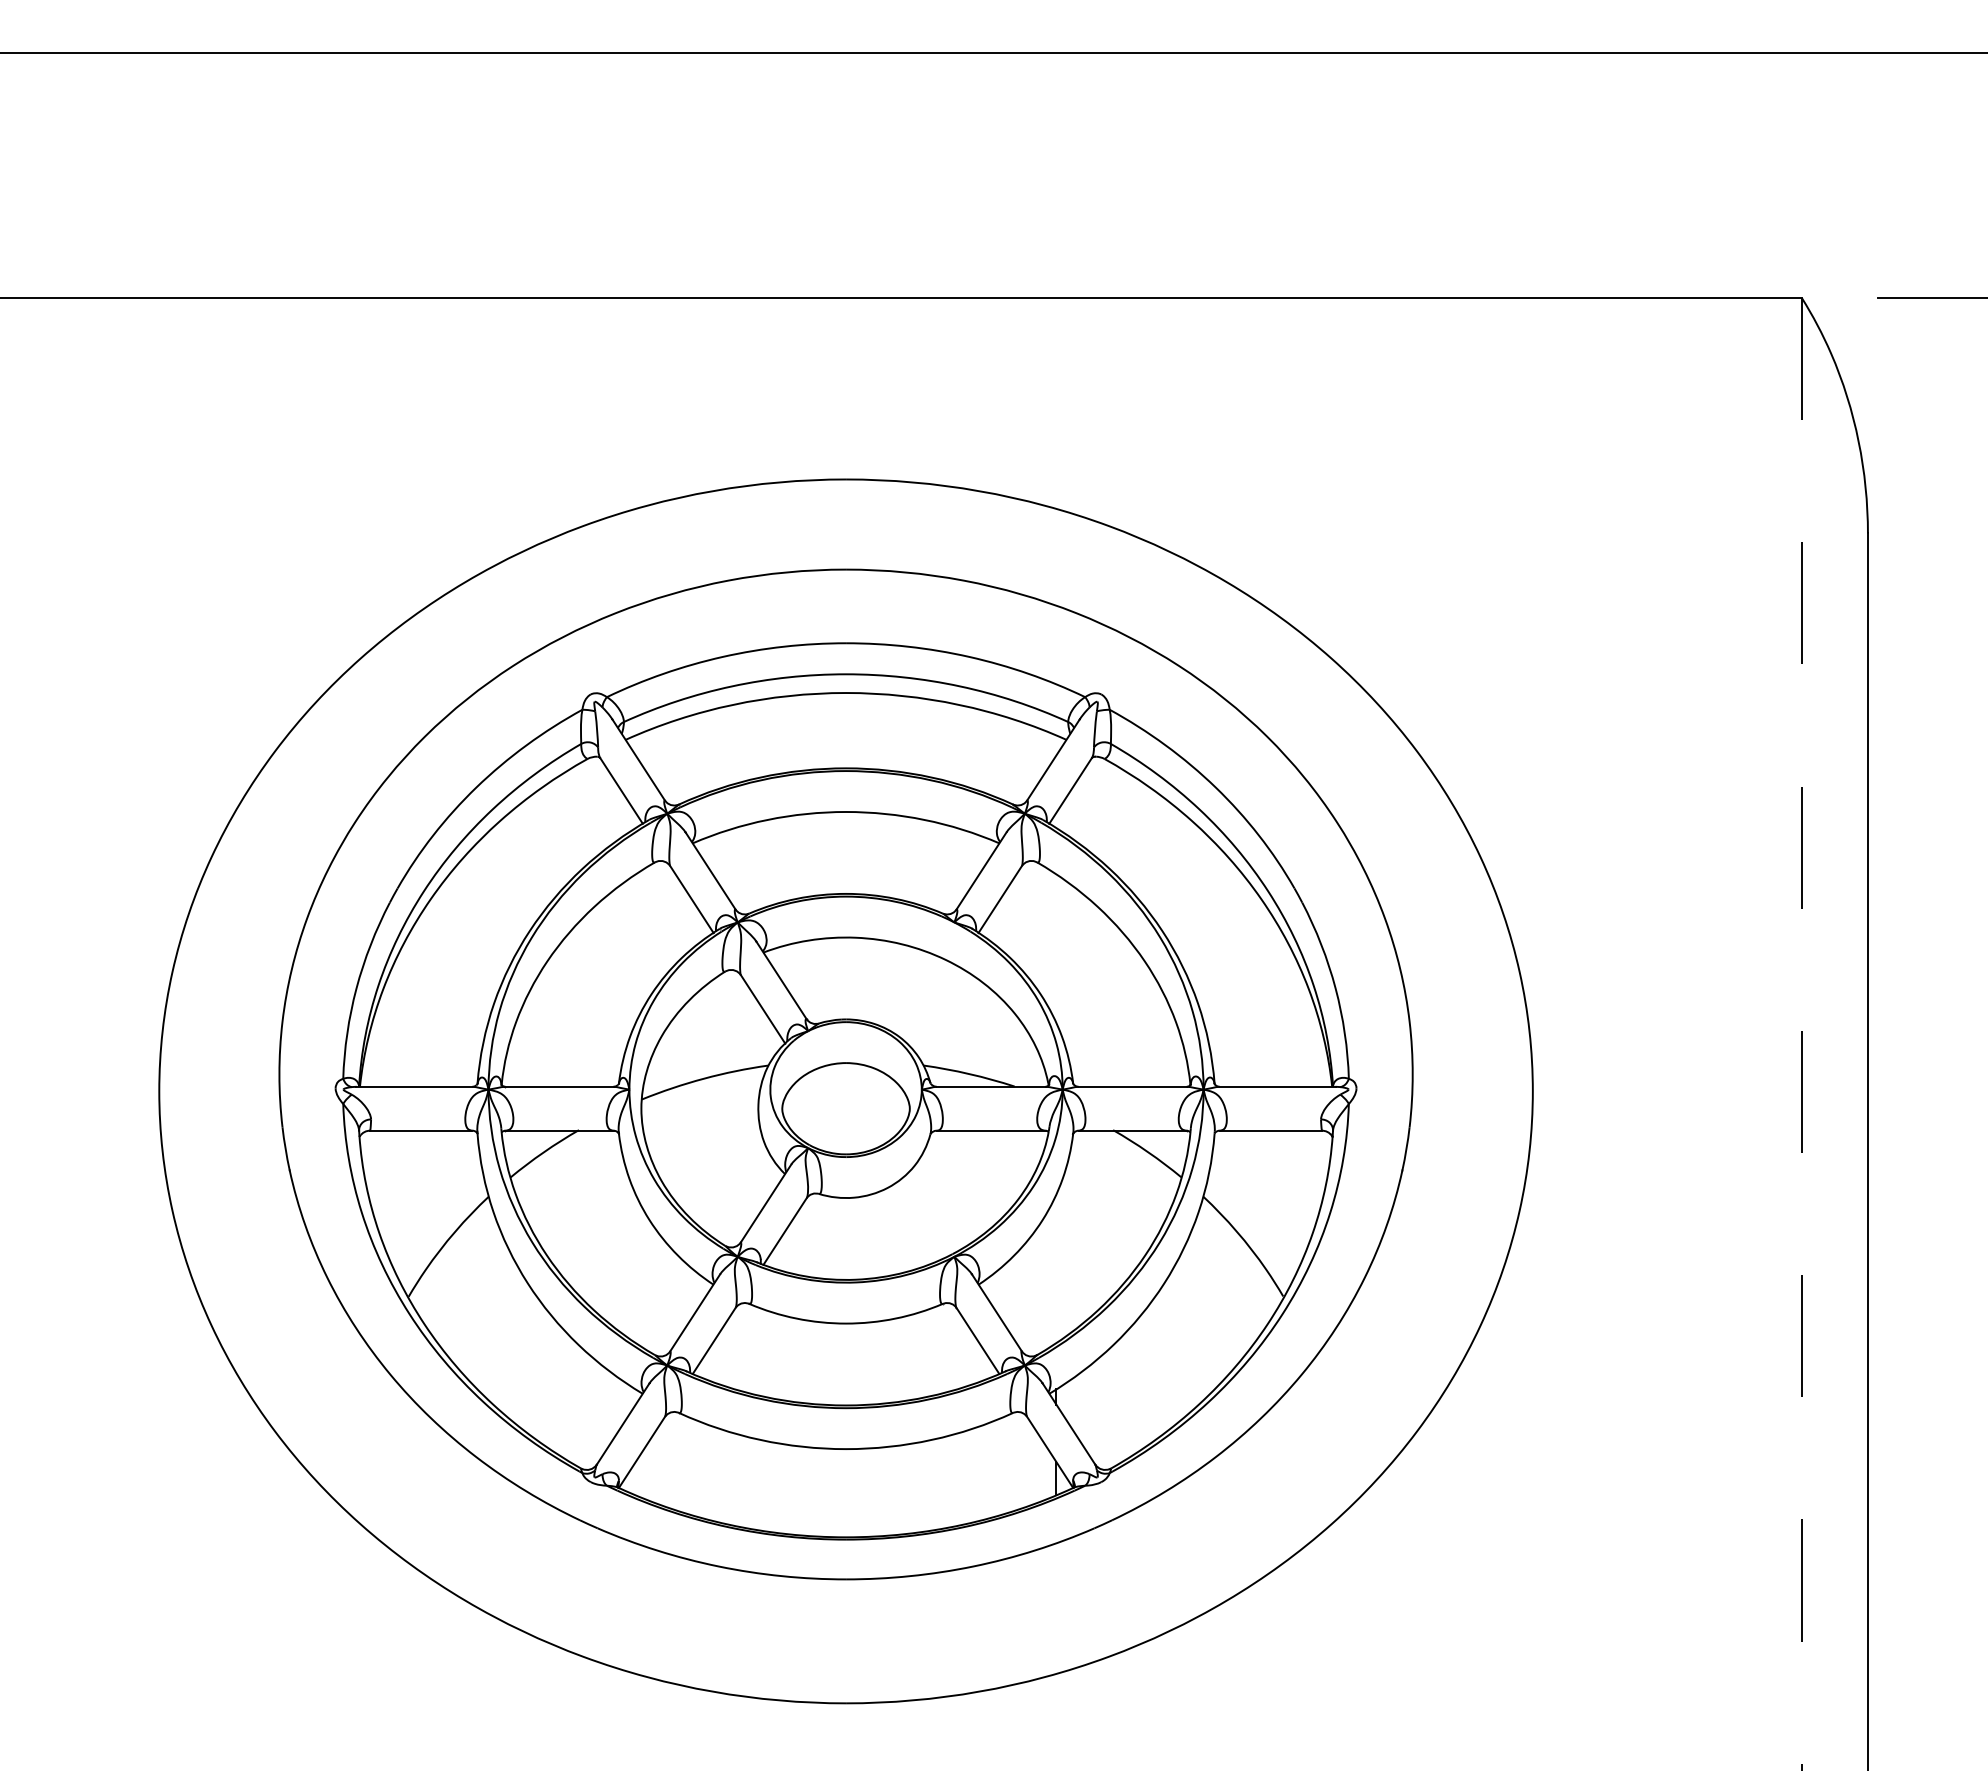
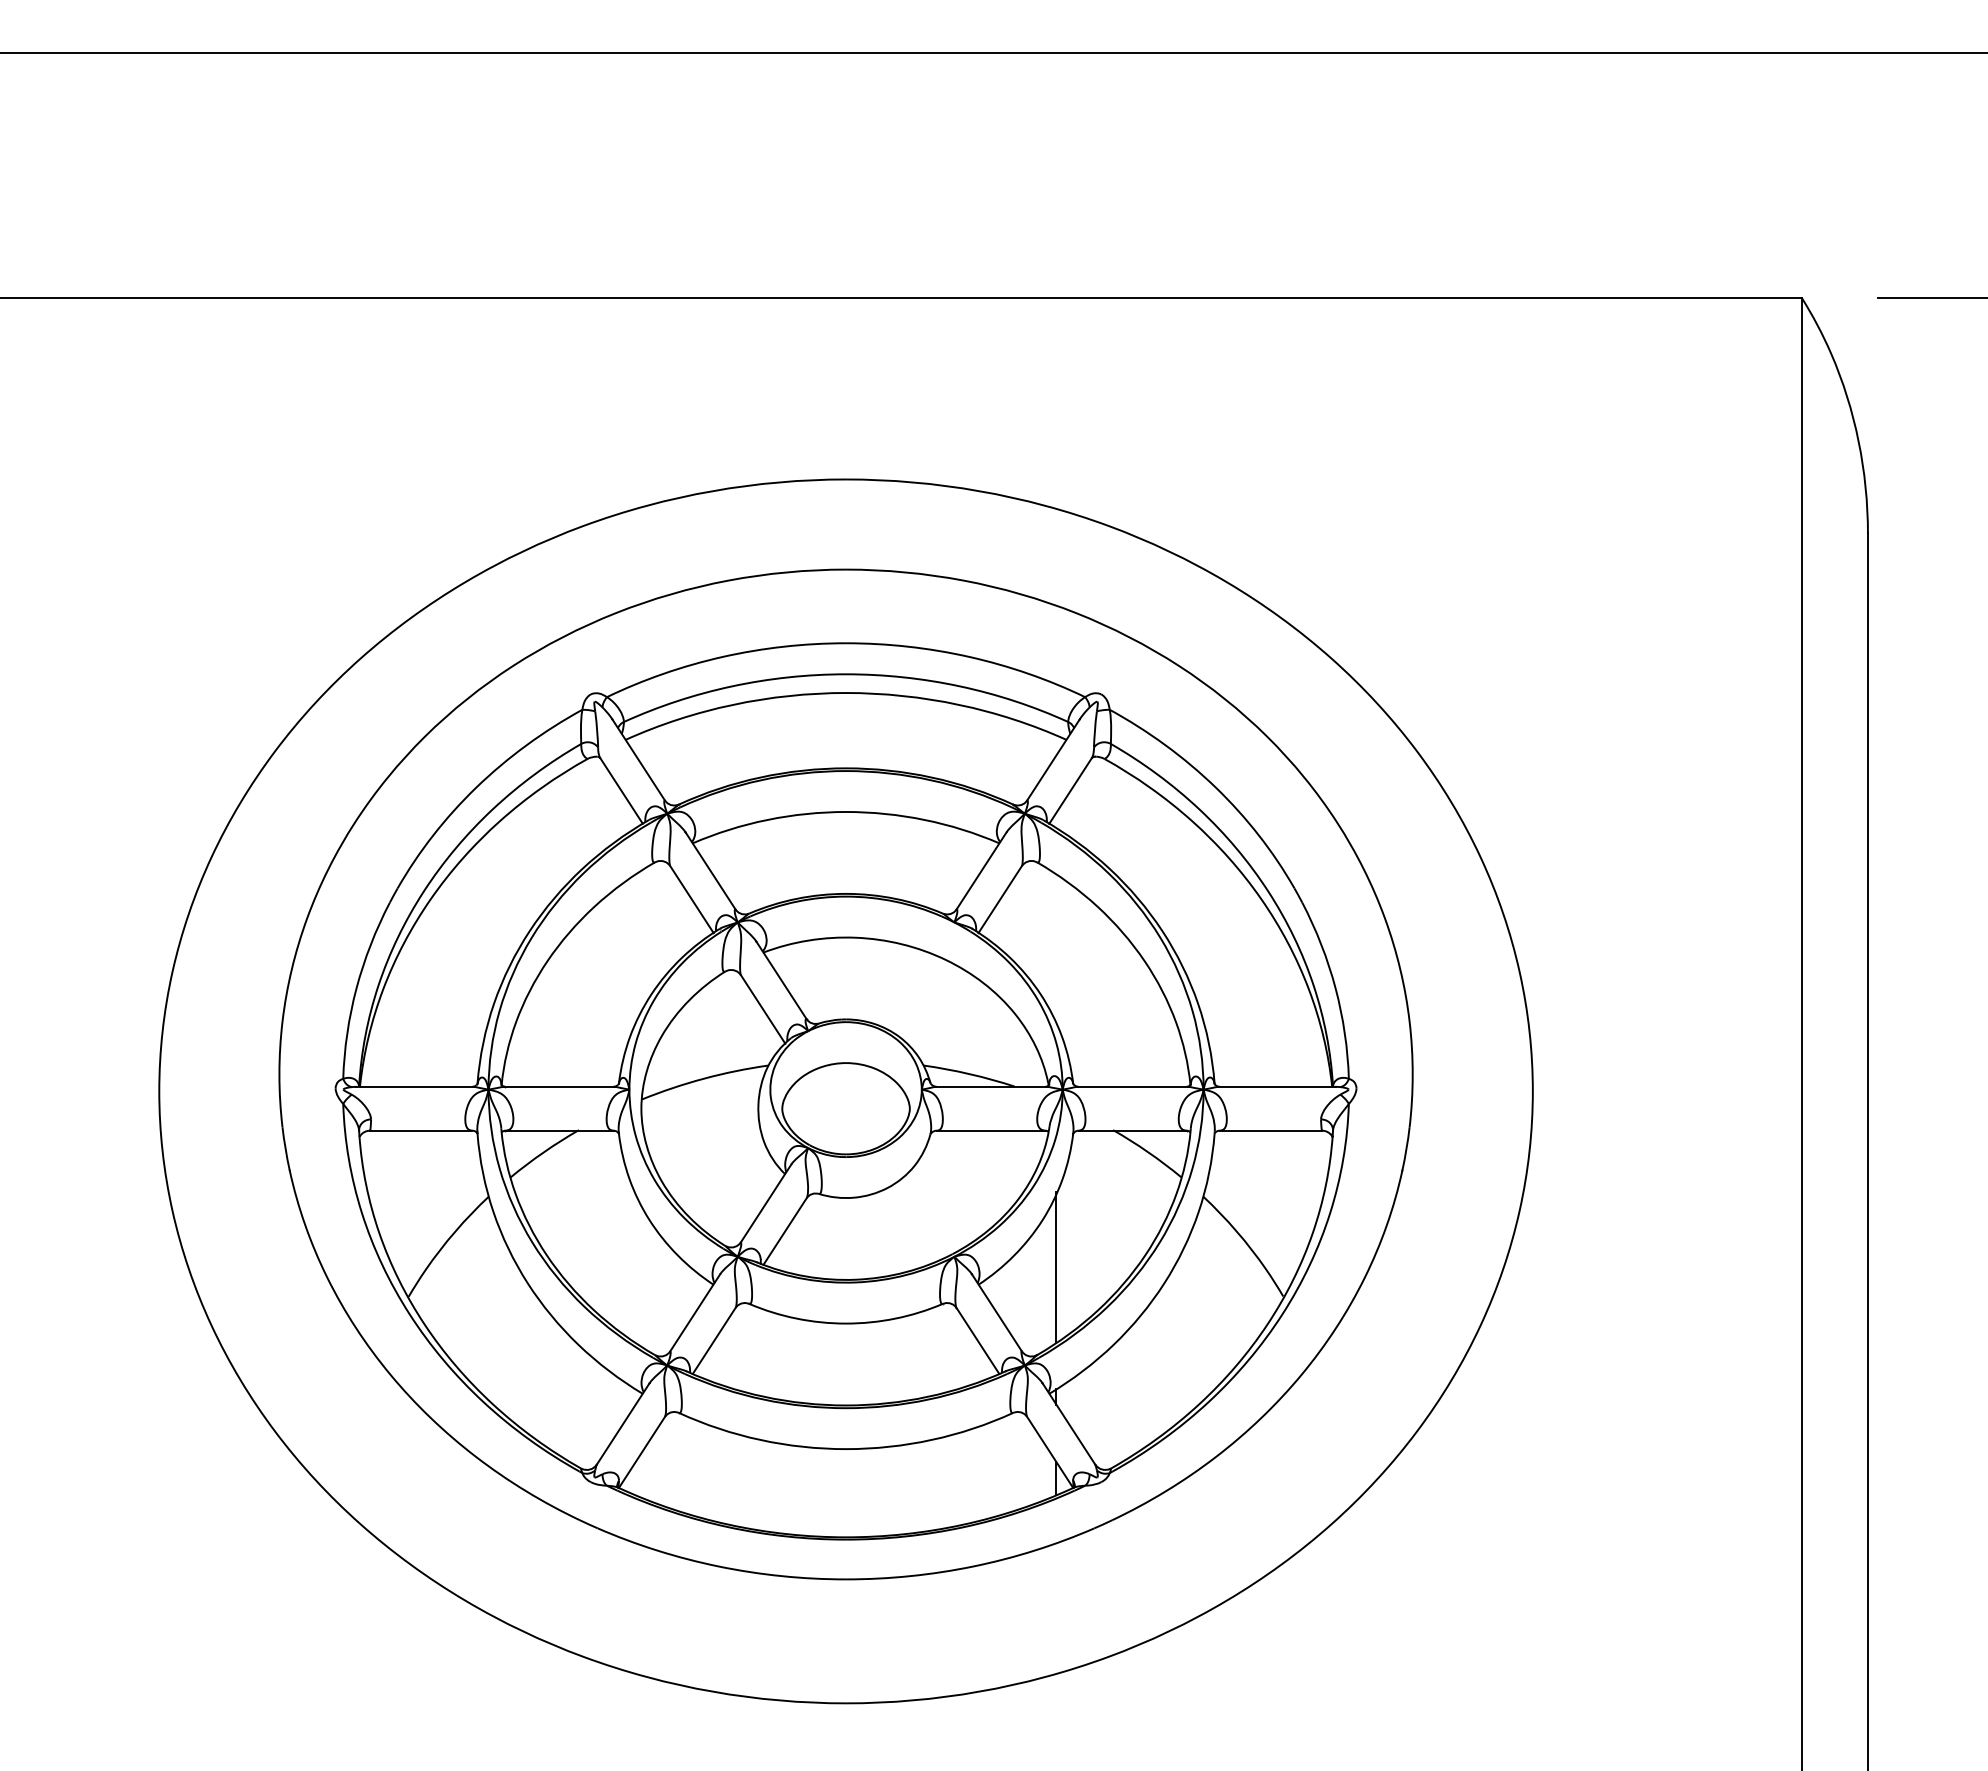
line: dashed -> solid (1801, 1034)
line: none -> present (1056, 1267)
